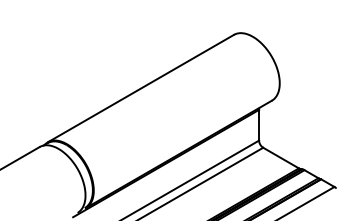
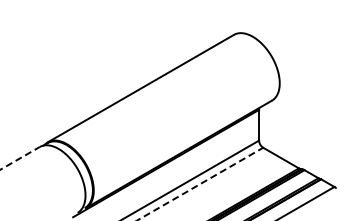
line: solid -> dashed (20, 158)
line: solid -> dashed (200, 184)
